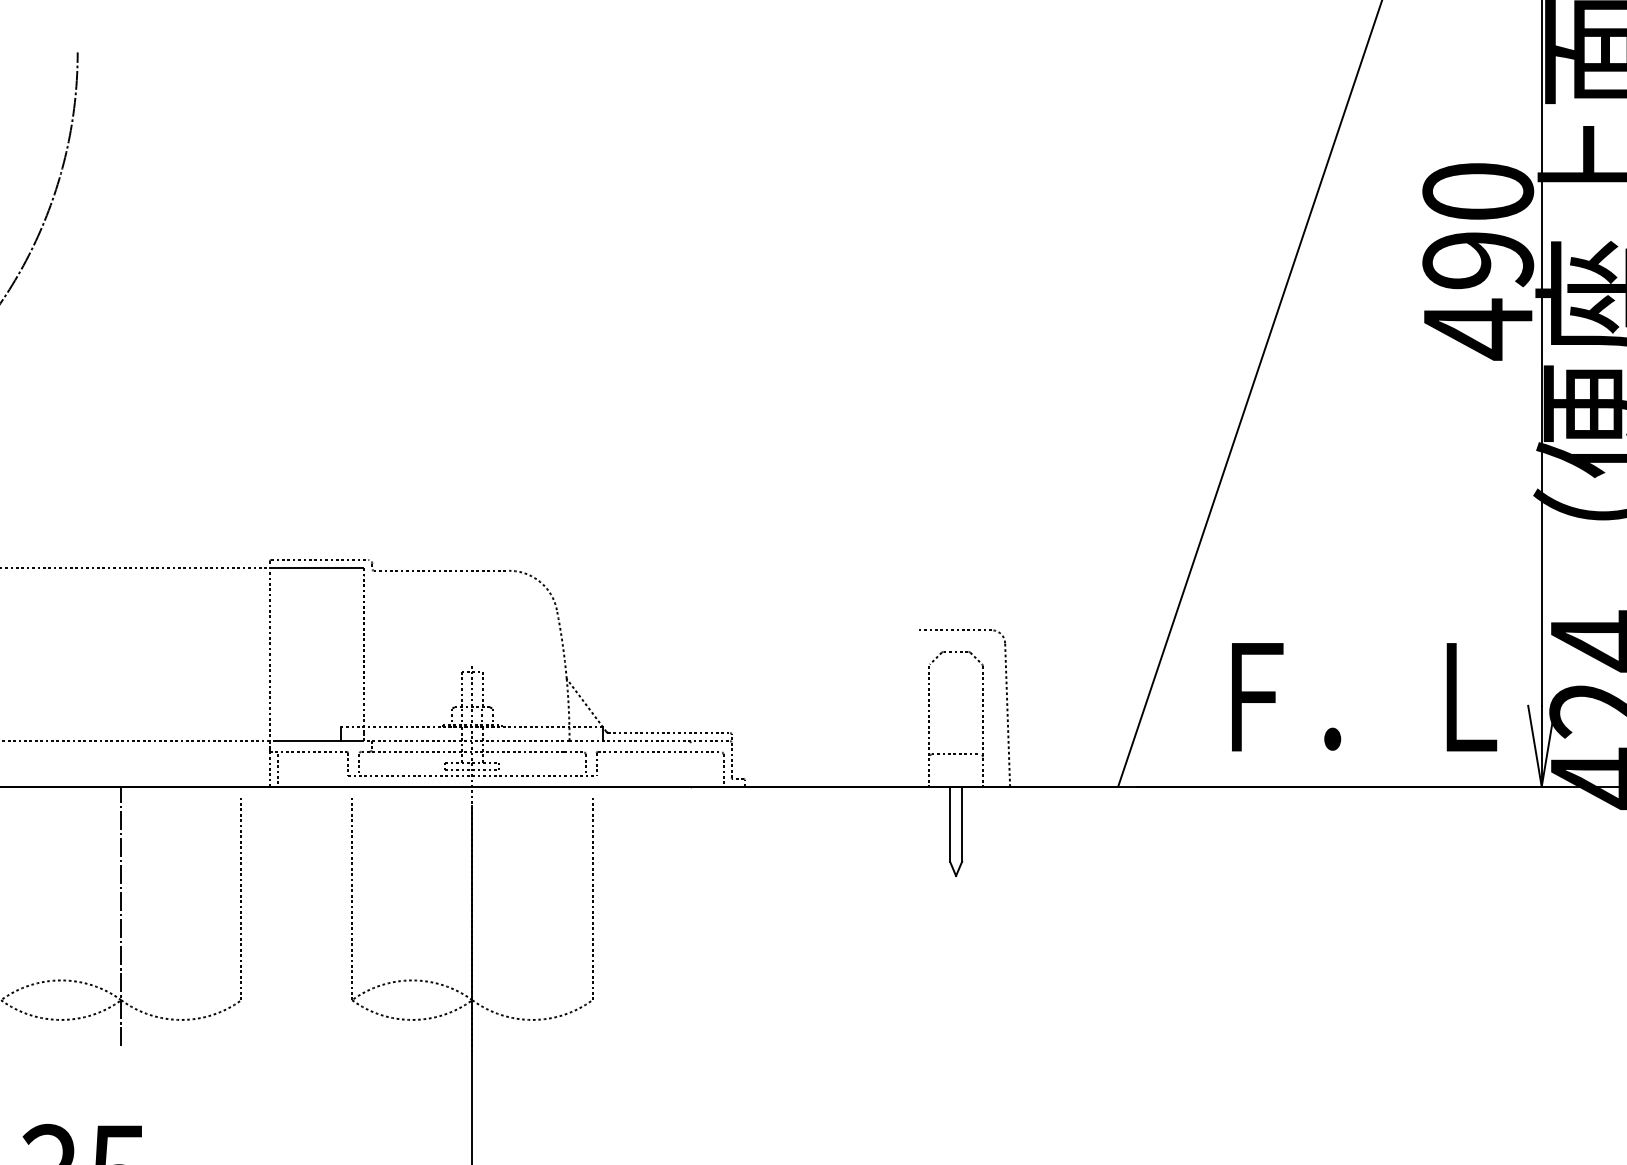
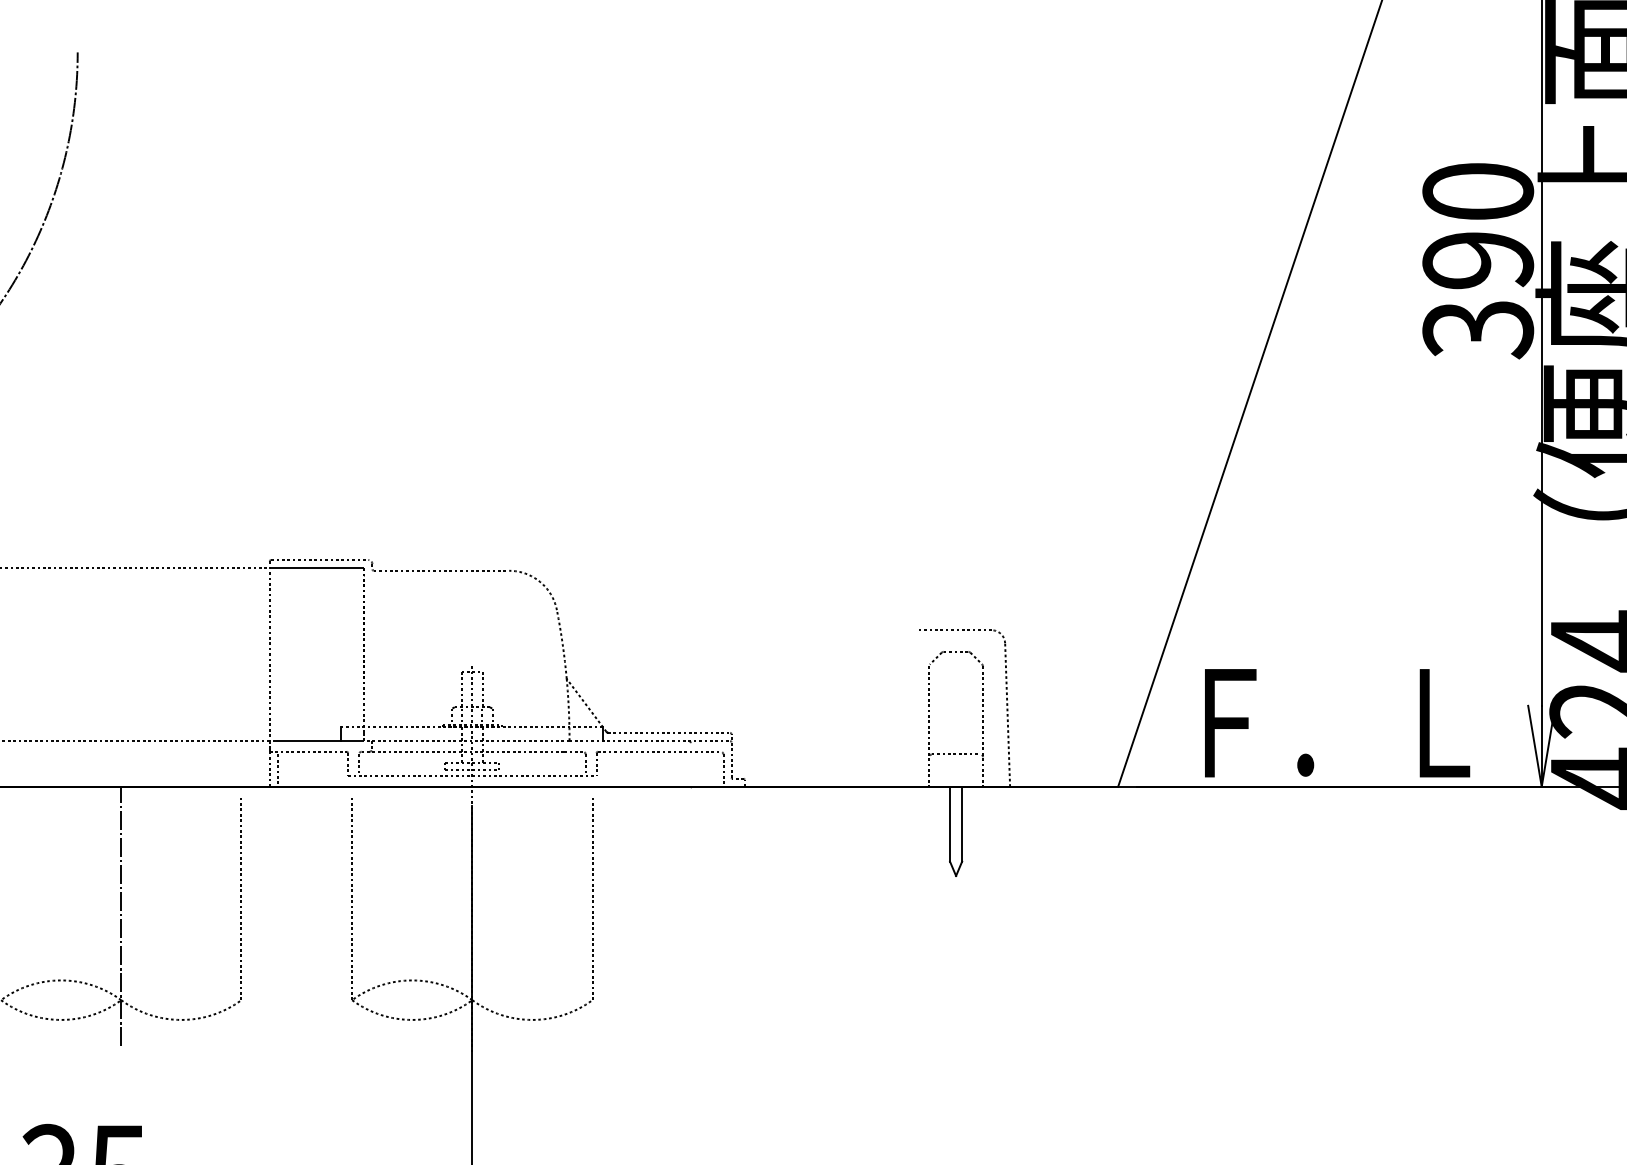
text: 490 -> 390 (1478, 329)
text position: (1364, 697) -> (1337, 723) (1337, 723)
